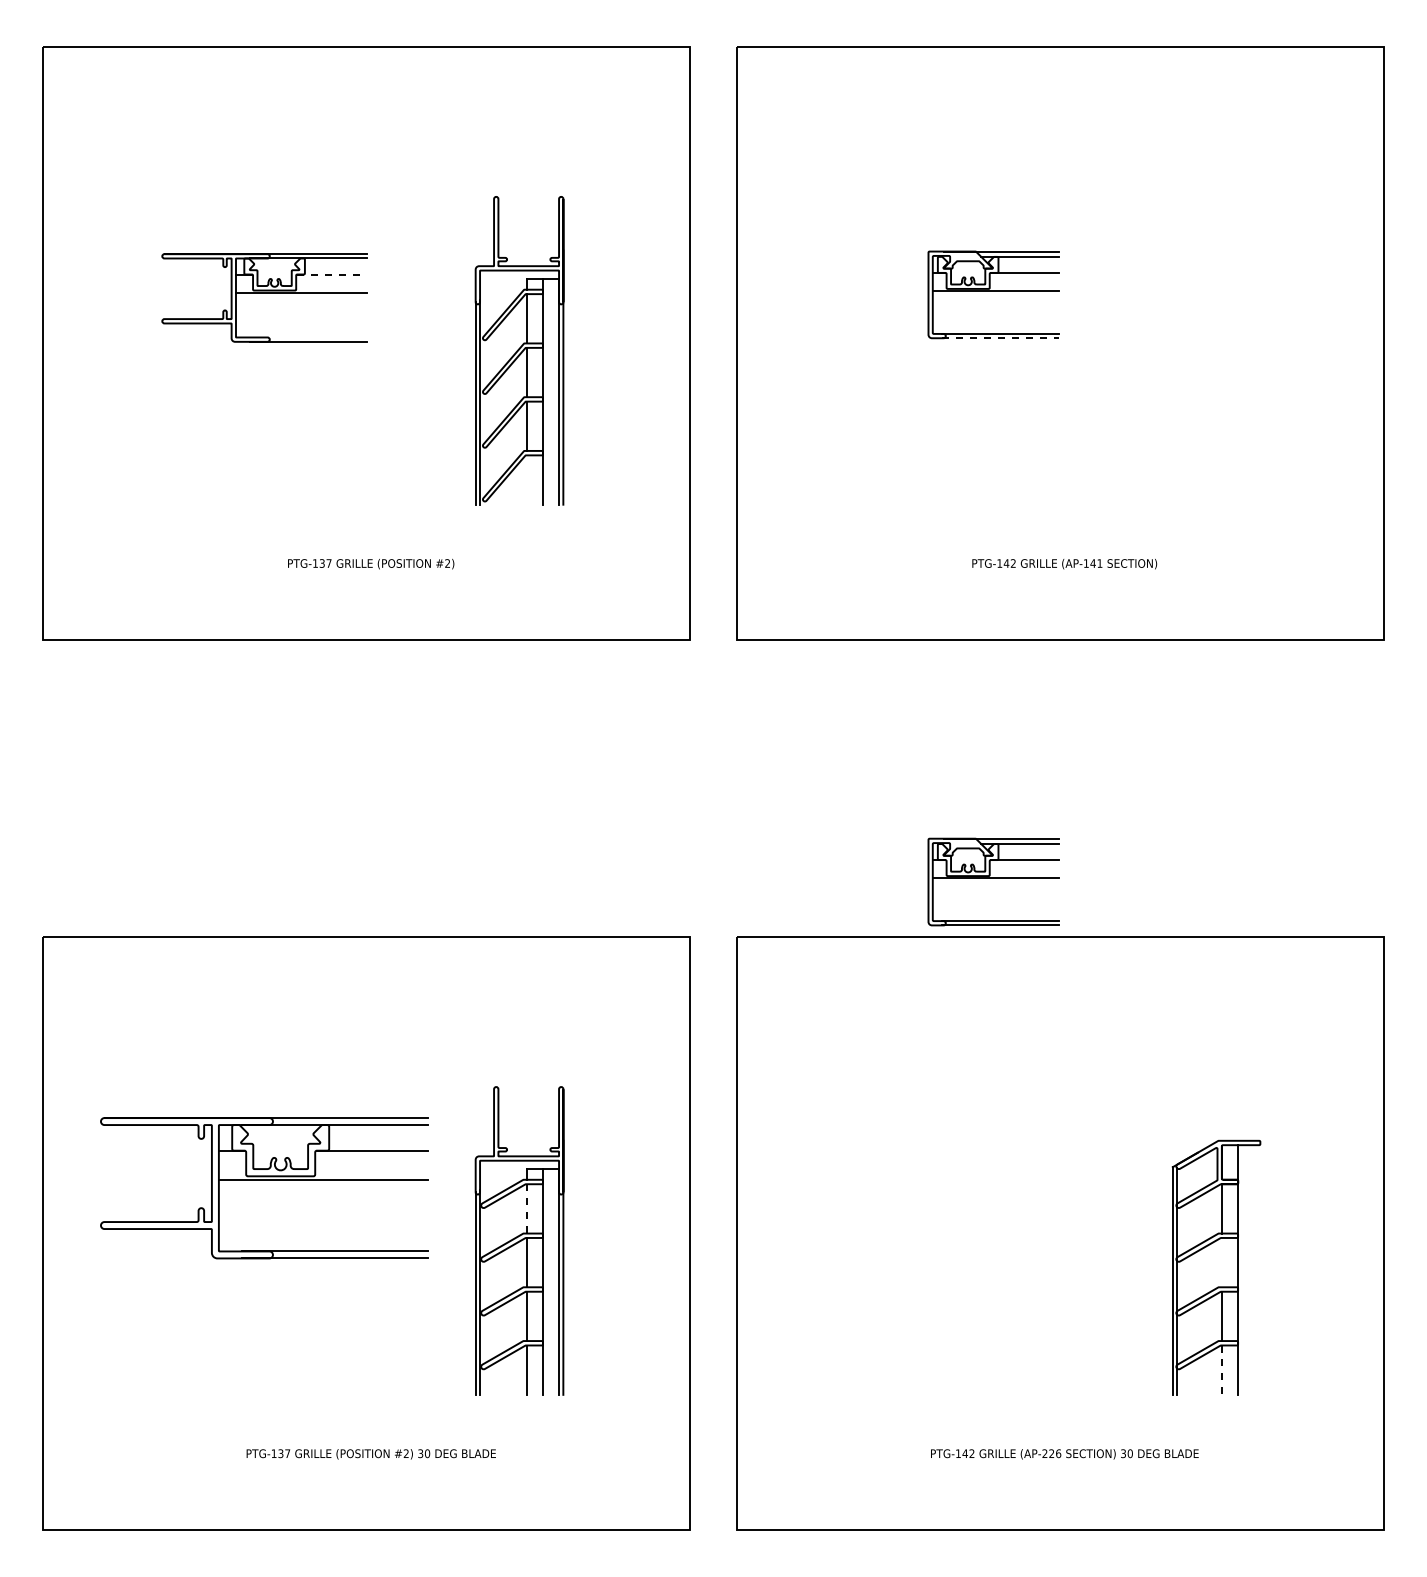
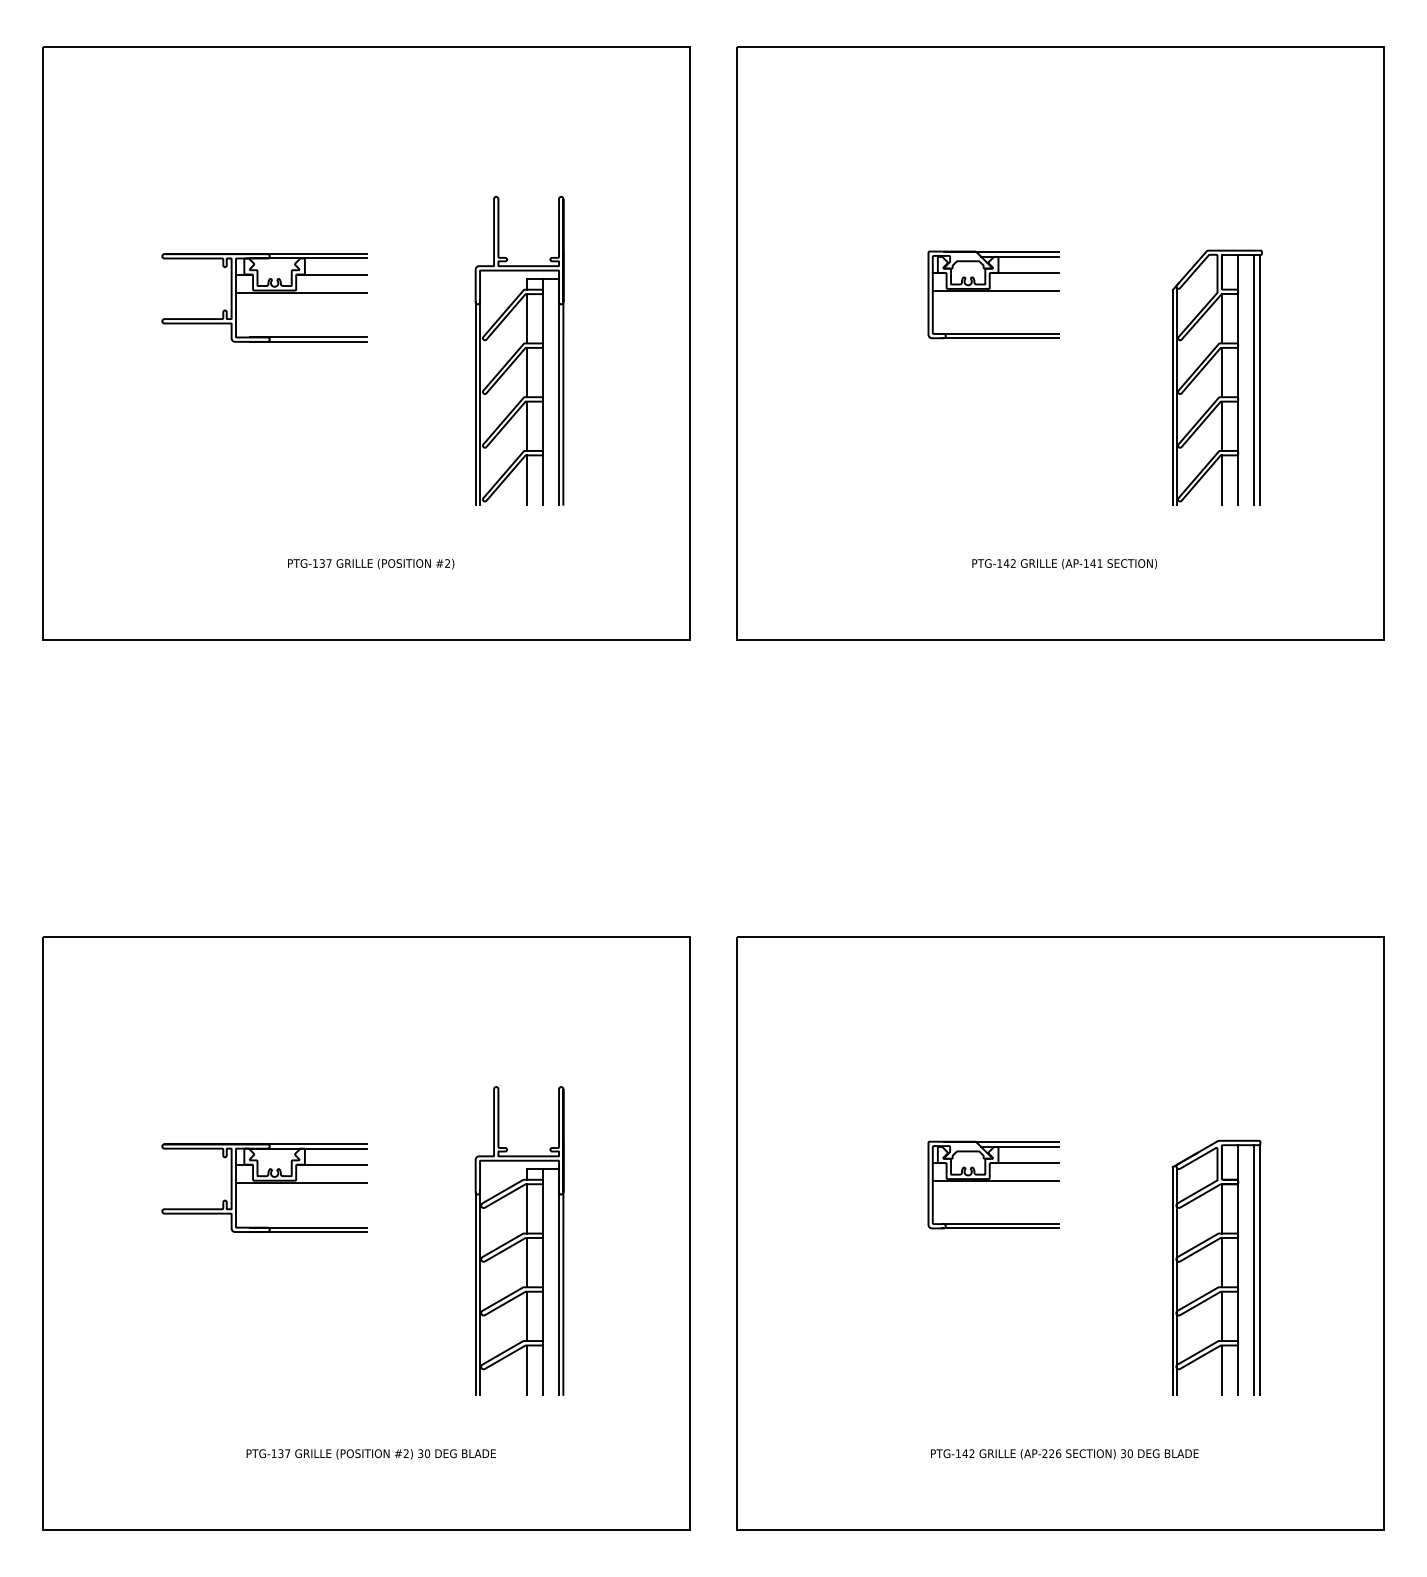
line: dashed -> solid (332, 274)
line: none -> present (308, 337)
line: dashed -> solid (1000, 338)
part: none -> present (1216, 377)
line: none -> present (527, 479)
part position: (993, 881) -> (993, 1184) (993, 1184)
part size: 329x143 px -> 207x90 px (264, 1187)
line: dashed -> solid (527, 1208)
line: none -> present (1222, 1262)
line: none -> present (1254, 1269)
line: none -> present (1259, 1269)
line: dashed -> solid (1222, 1370)
